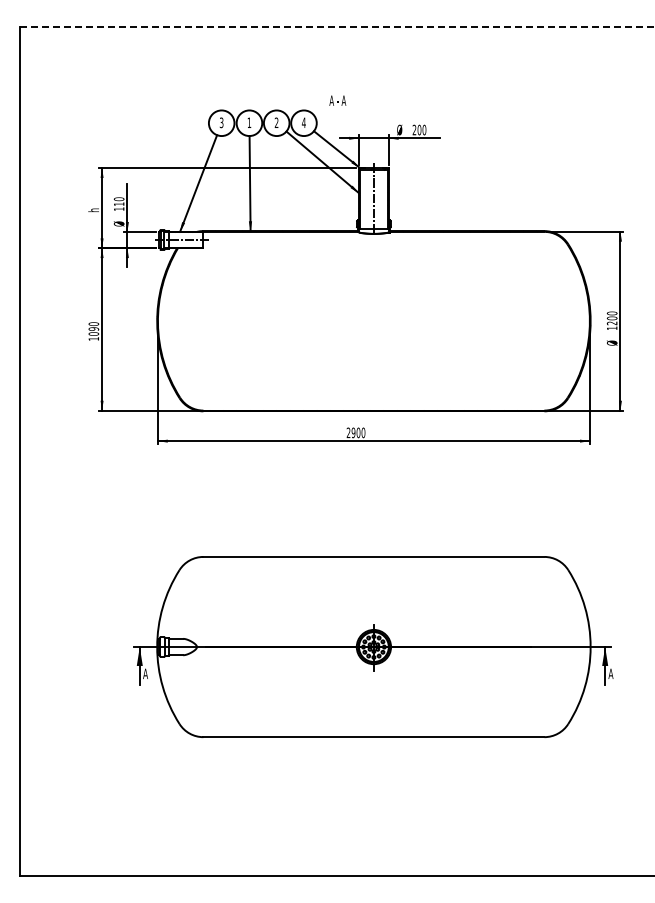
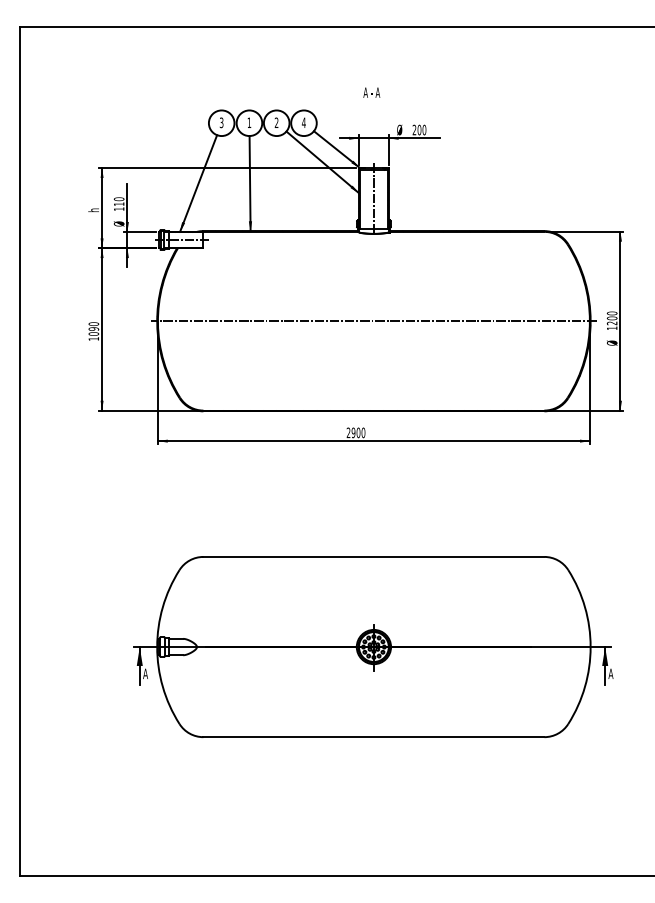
line: dashed -> solid (337, 27)
text position: (337, 100) -> (371, 92) (371, 92)
line: none -> present (373, 321)
